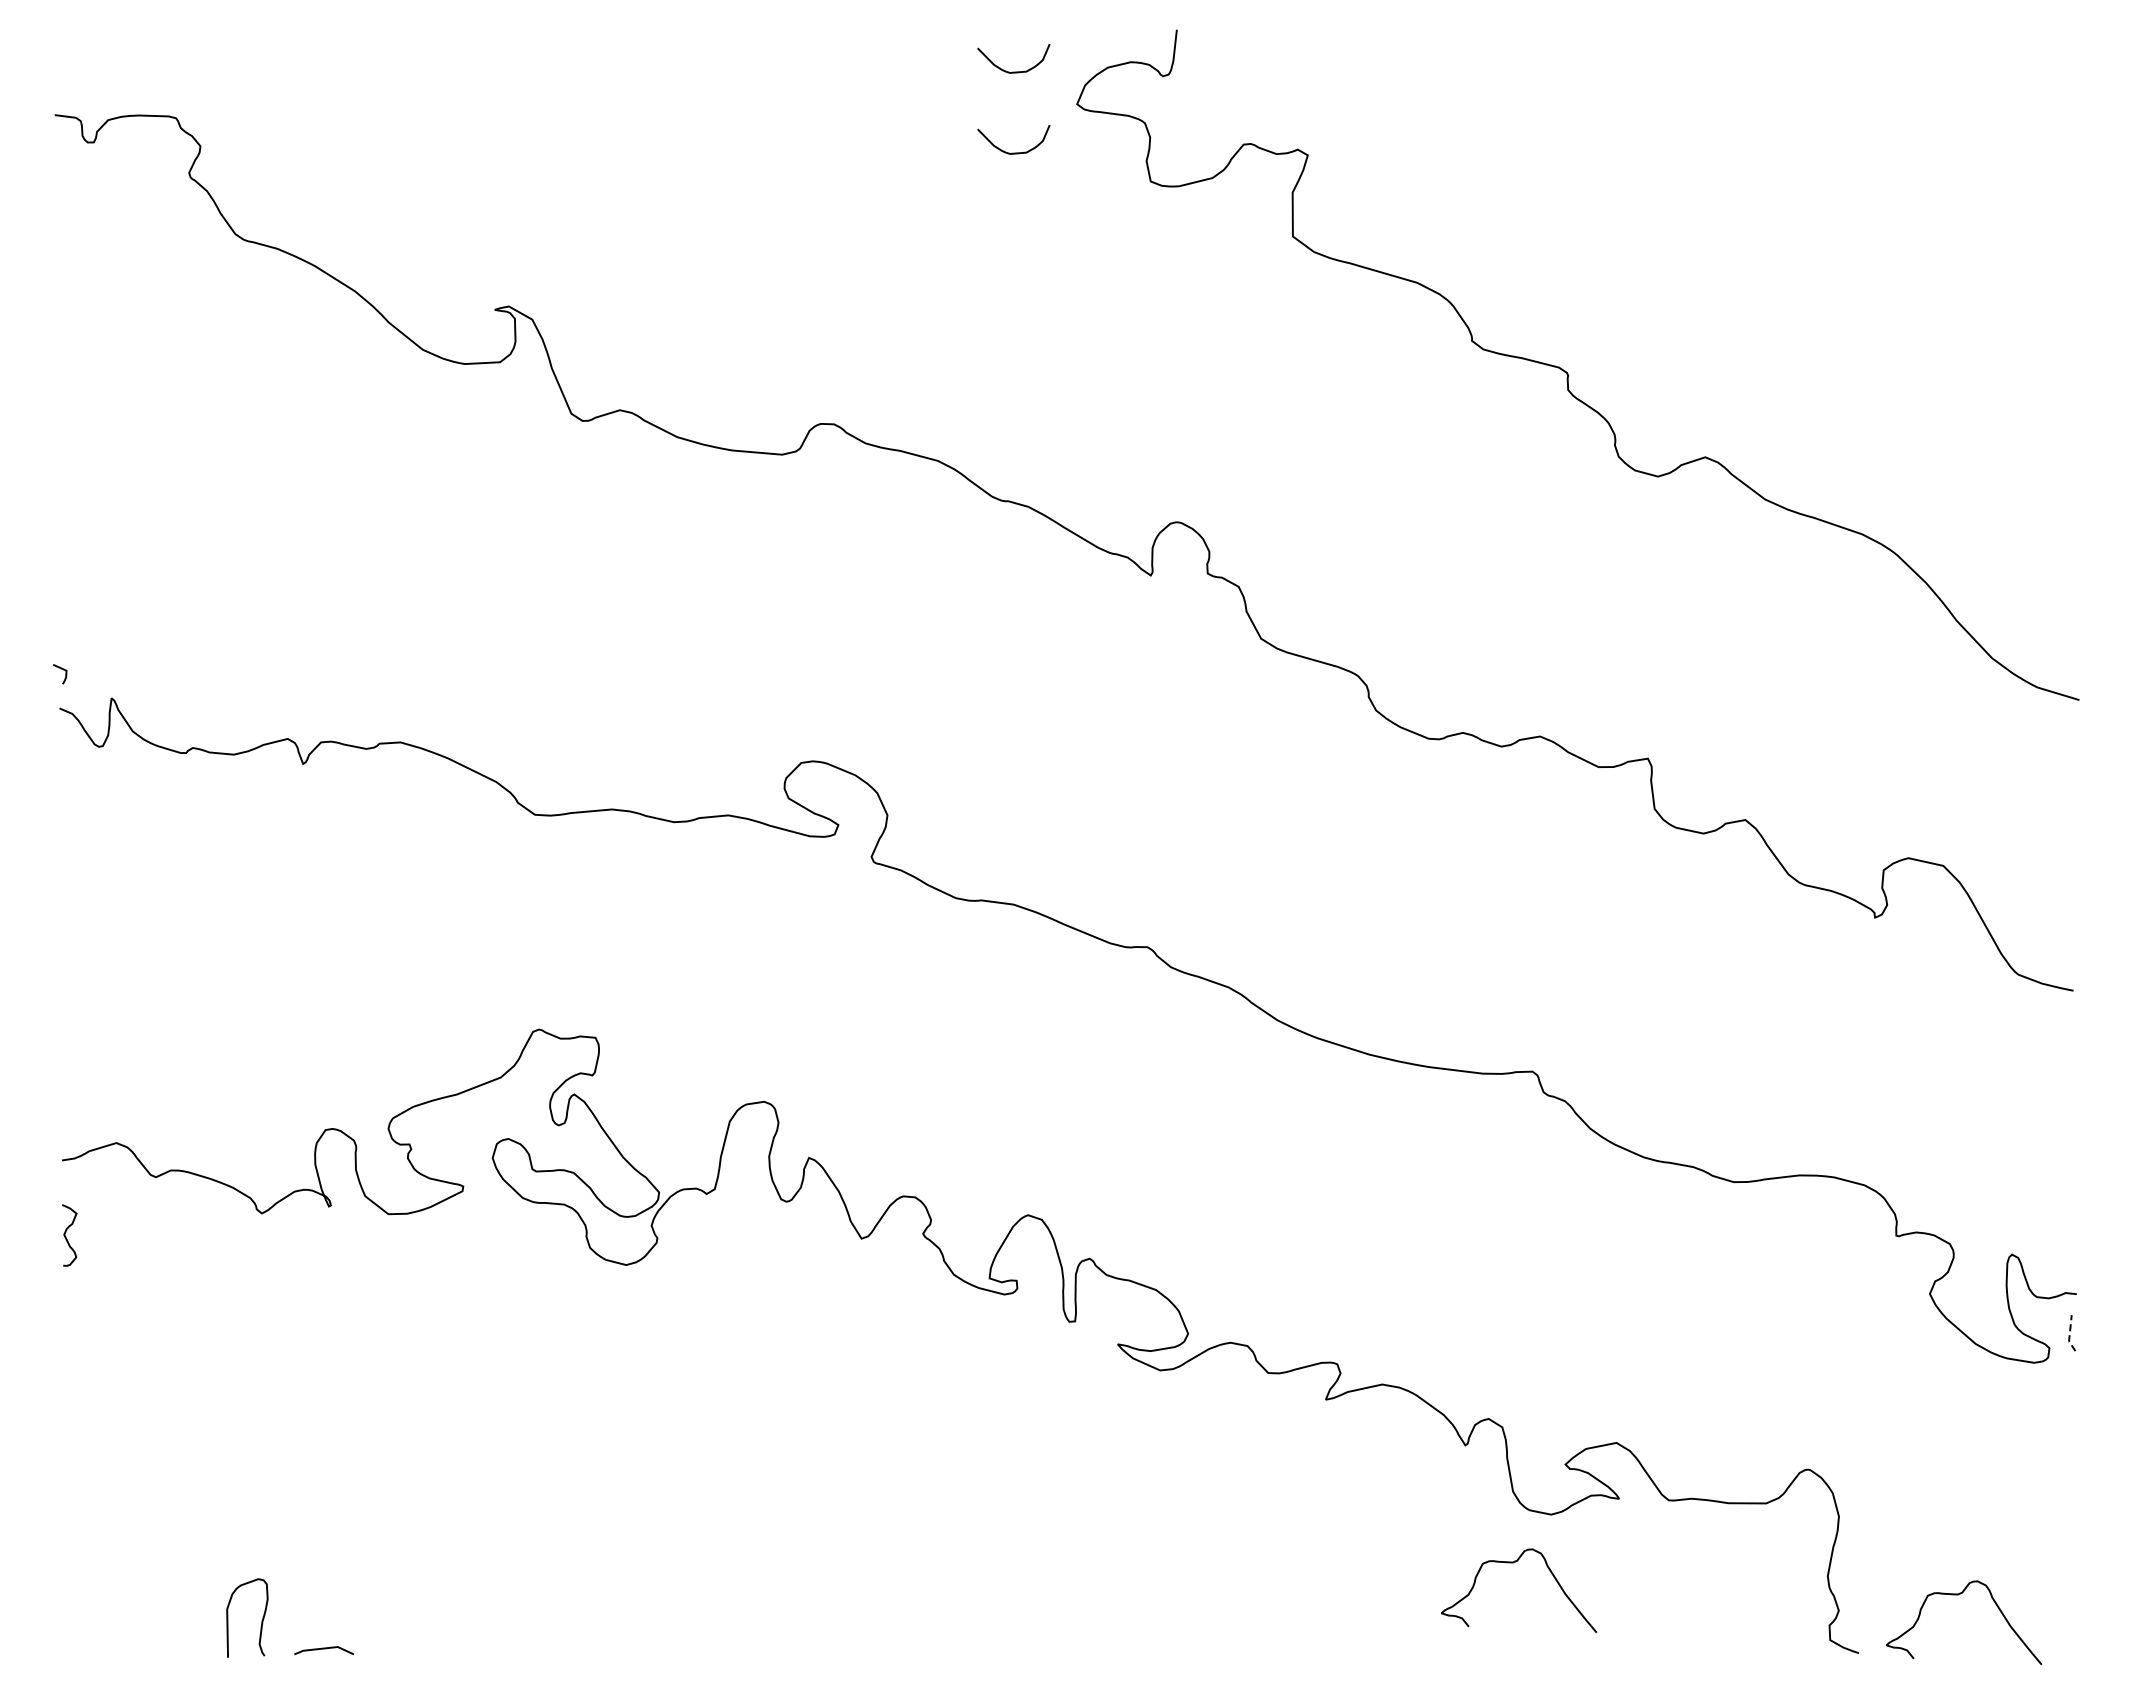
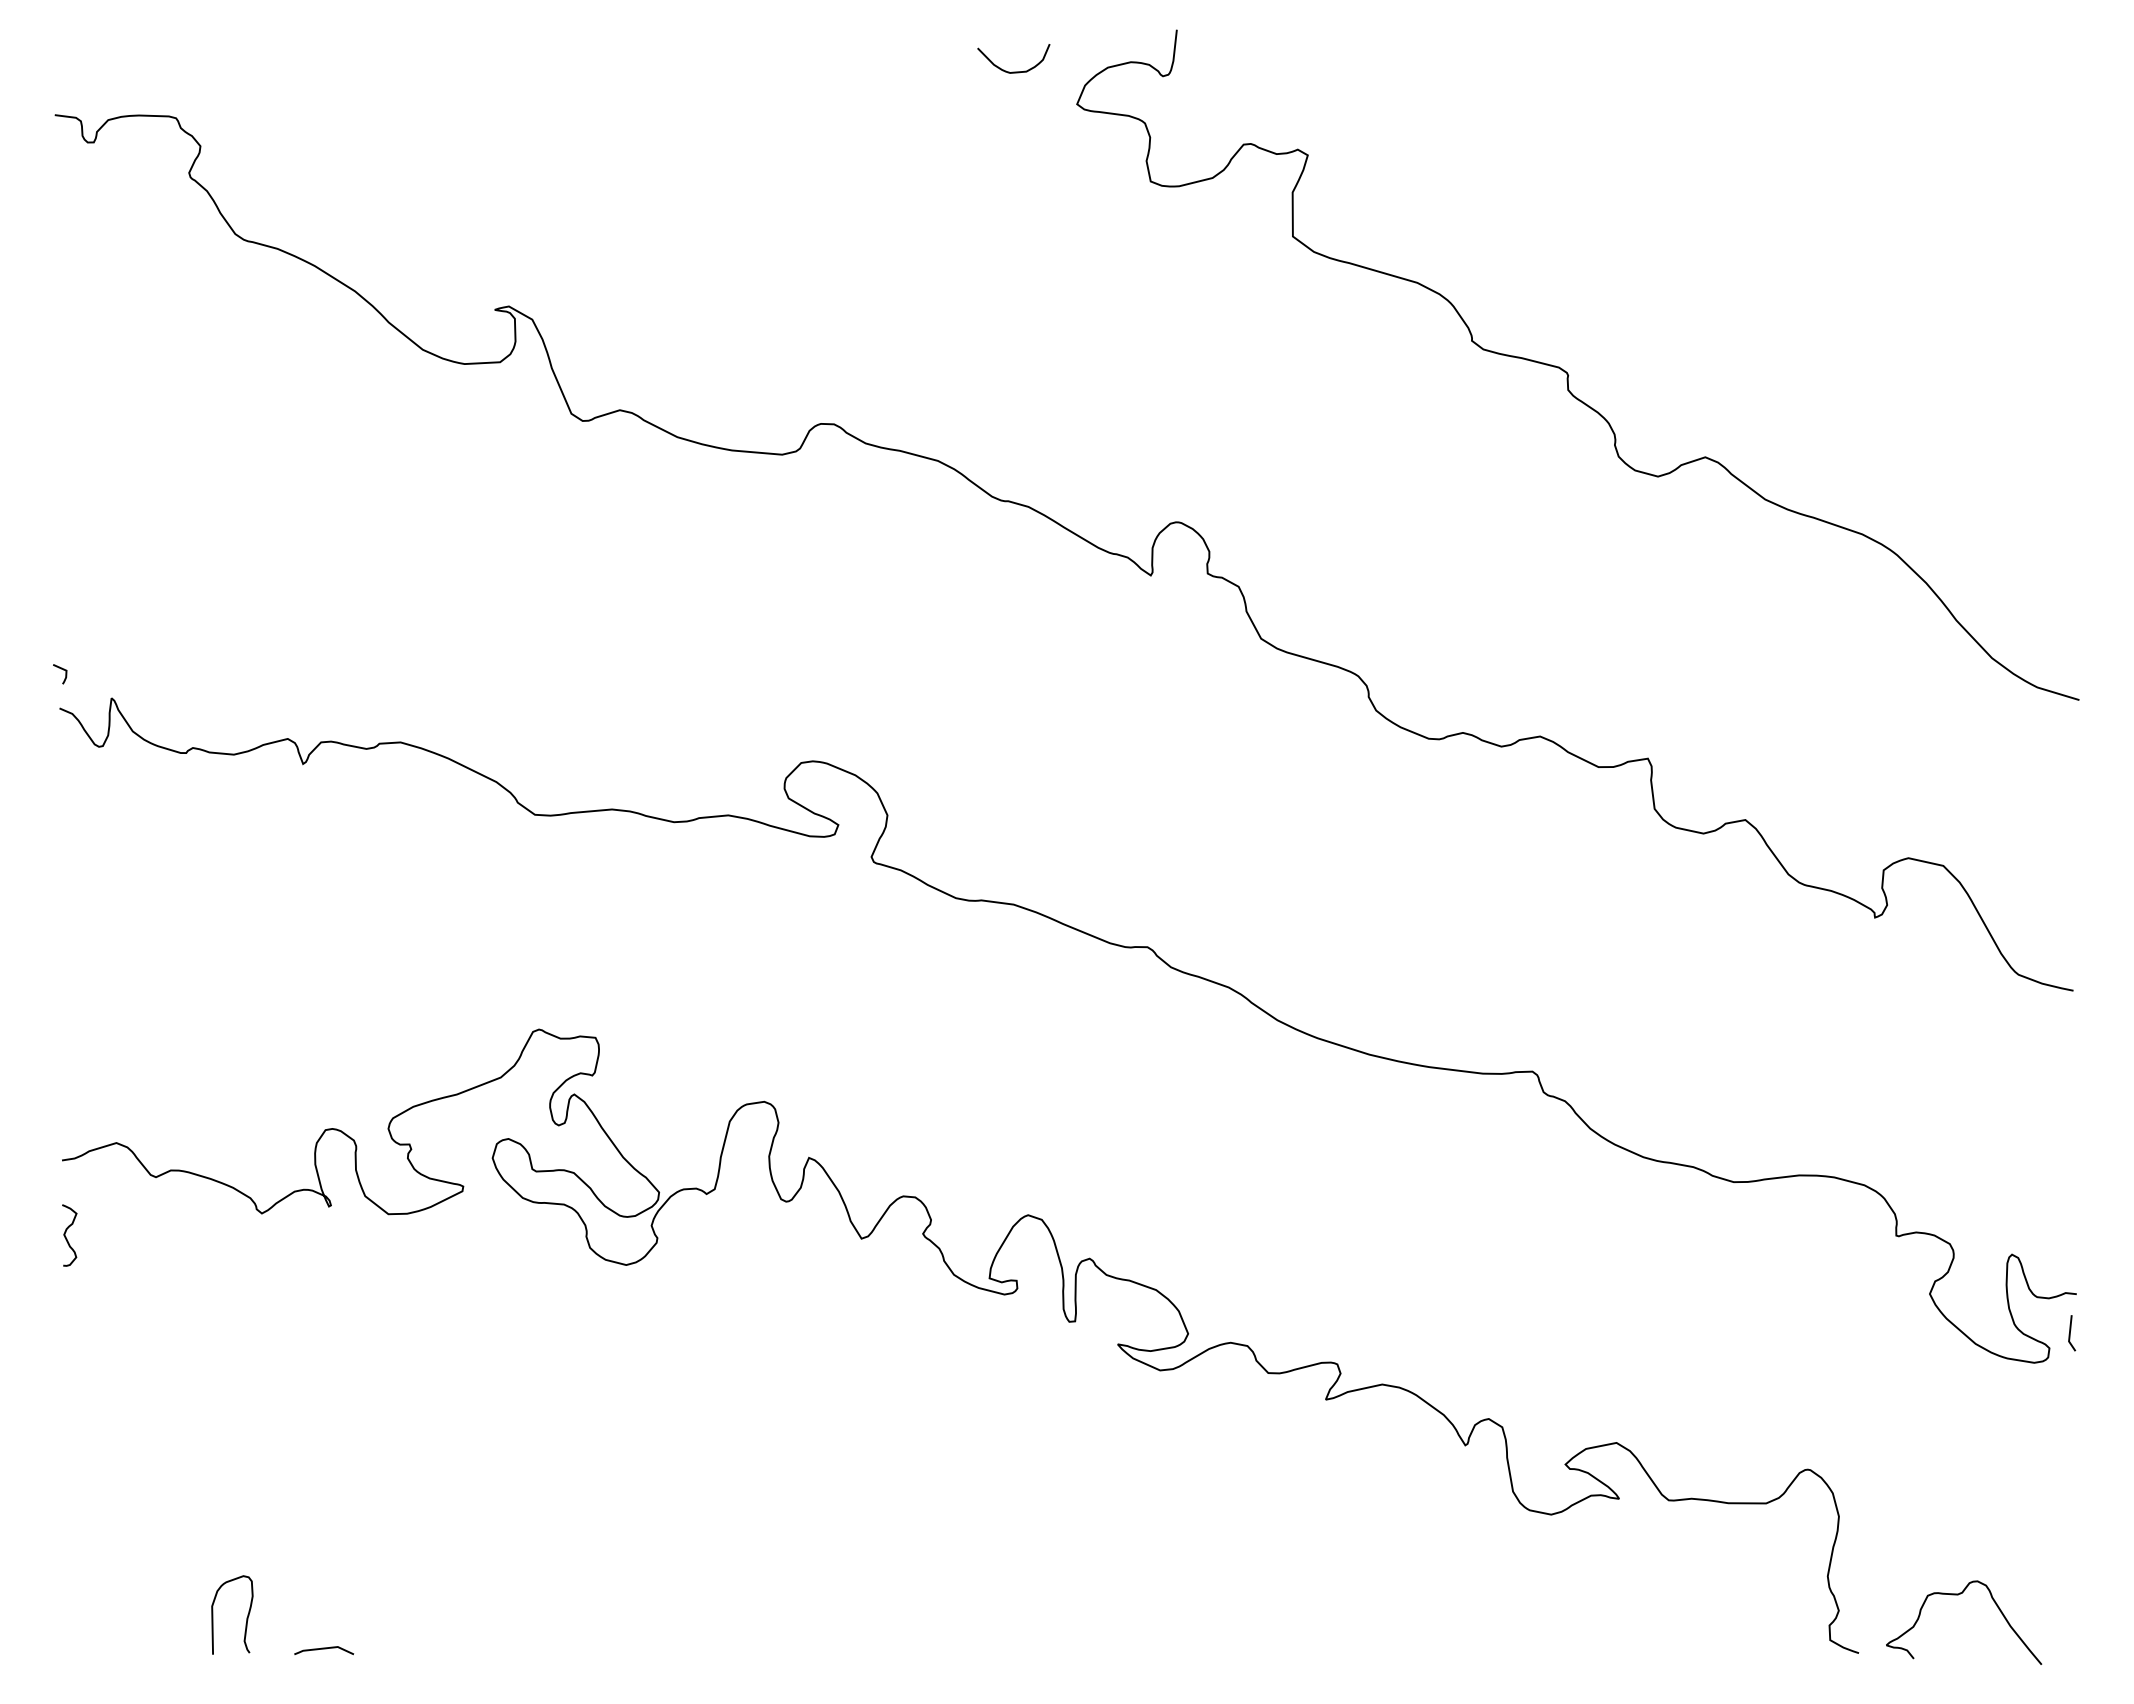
curve: present -> none (1013, 152)
line: dashed -> solid (2069, 1334)
curve: present -> none (1513, 1563)
curve position: (261, 1620) -> (246, 1617) (246, 1617)
